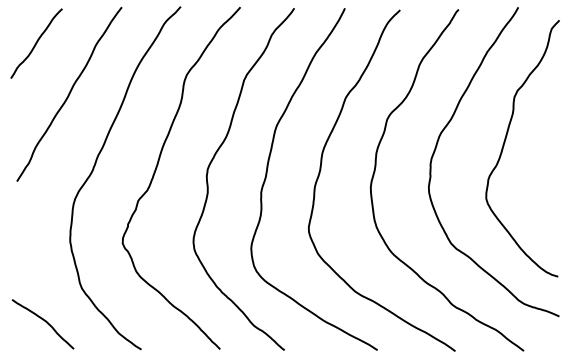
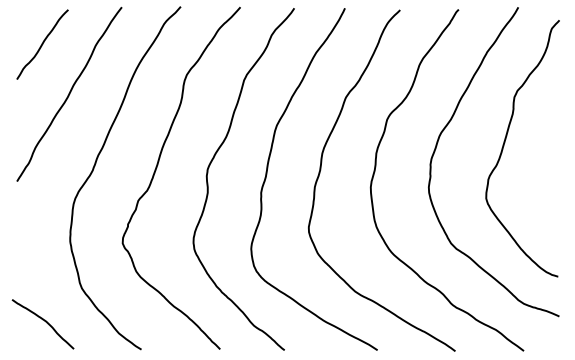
curve position: (36, 43) -> (42, 44) (42, 44)
